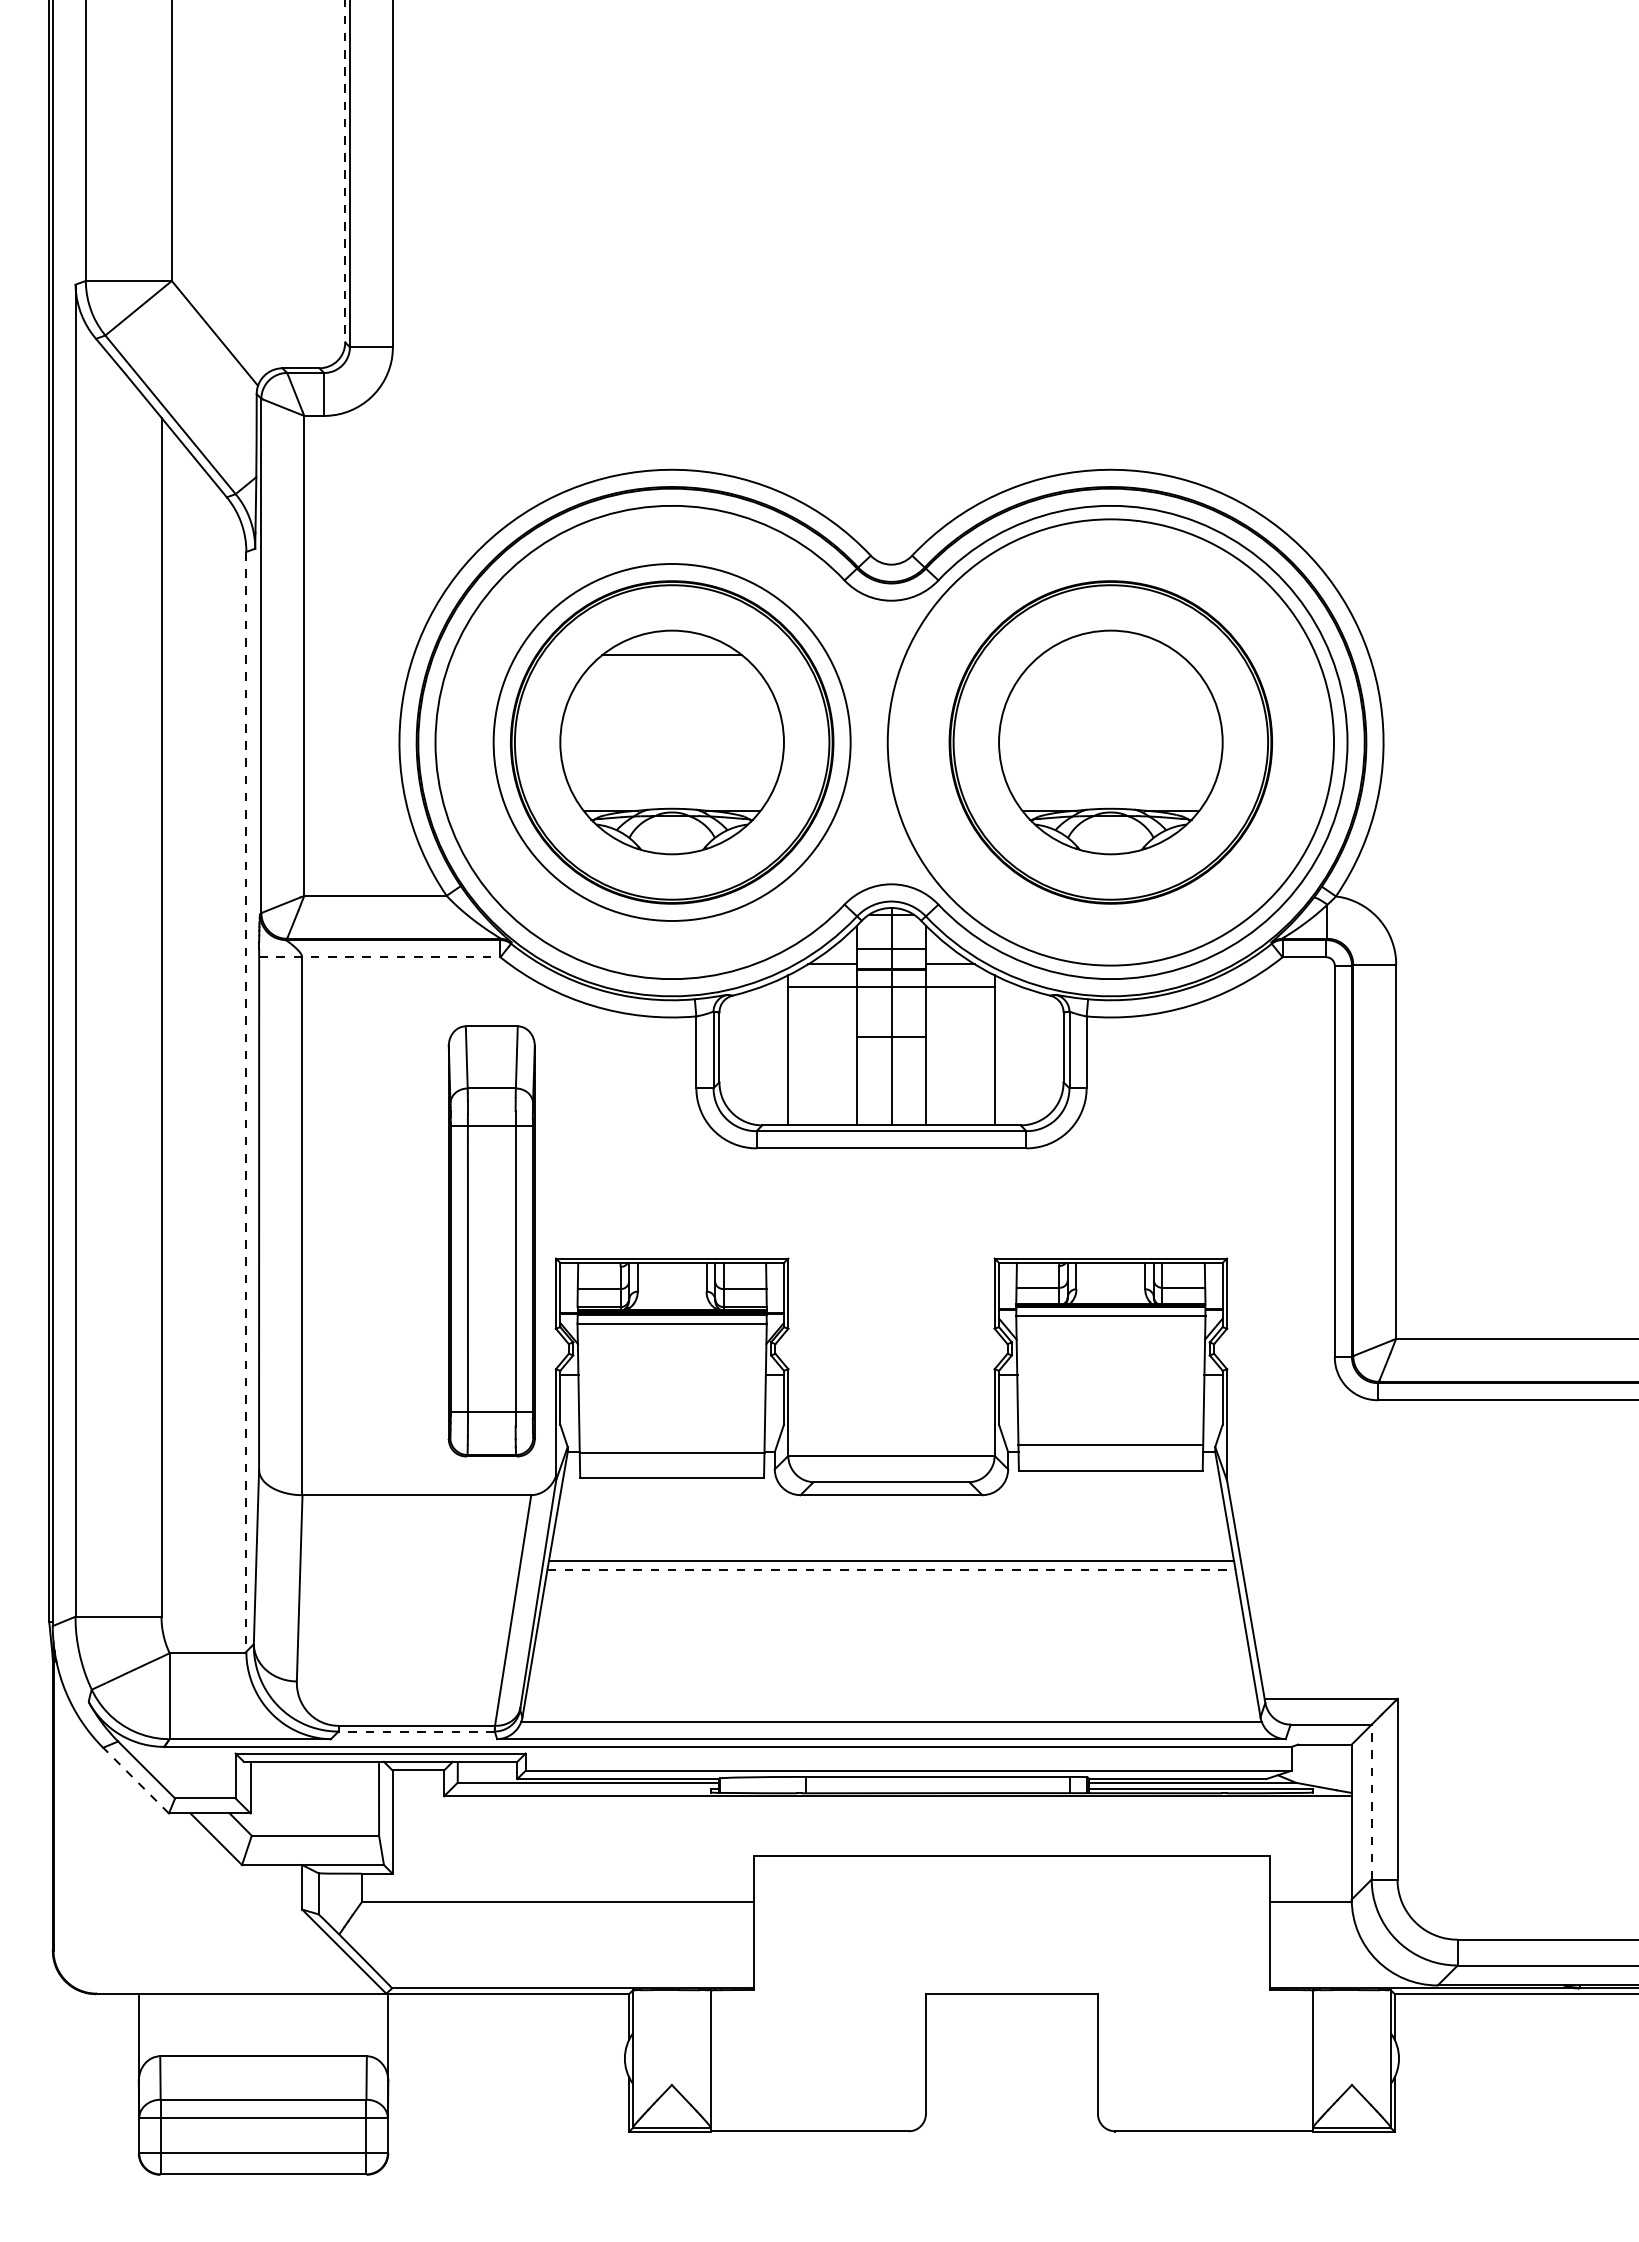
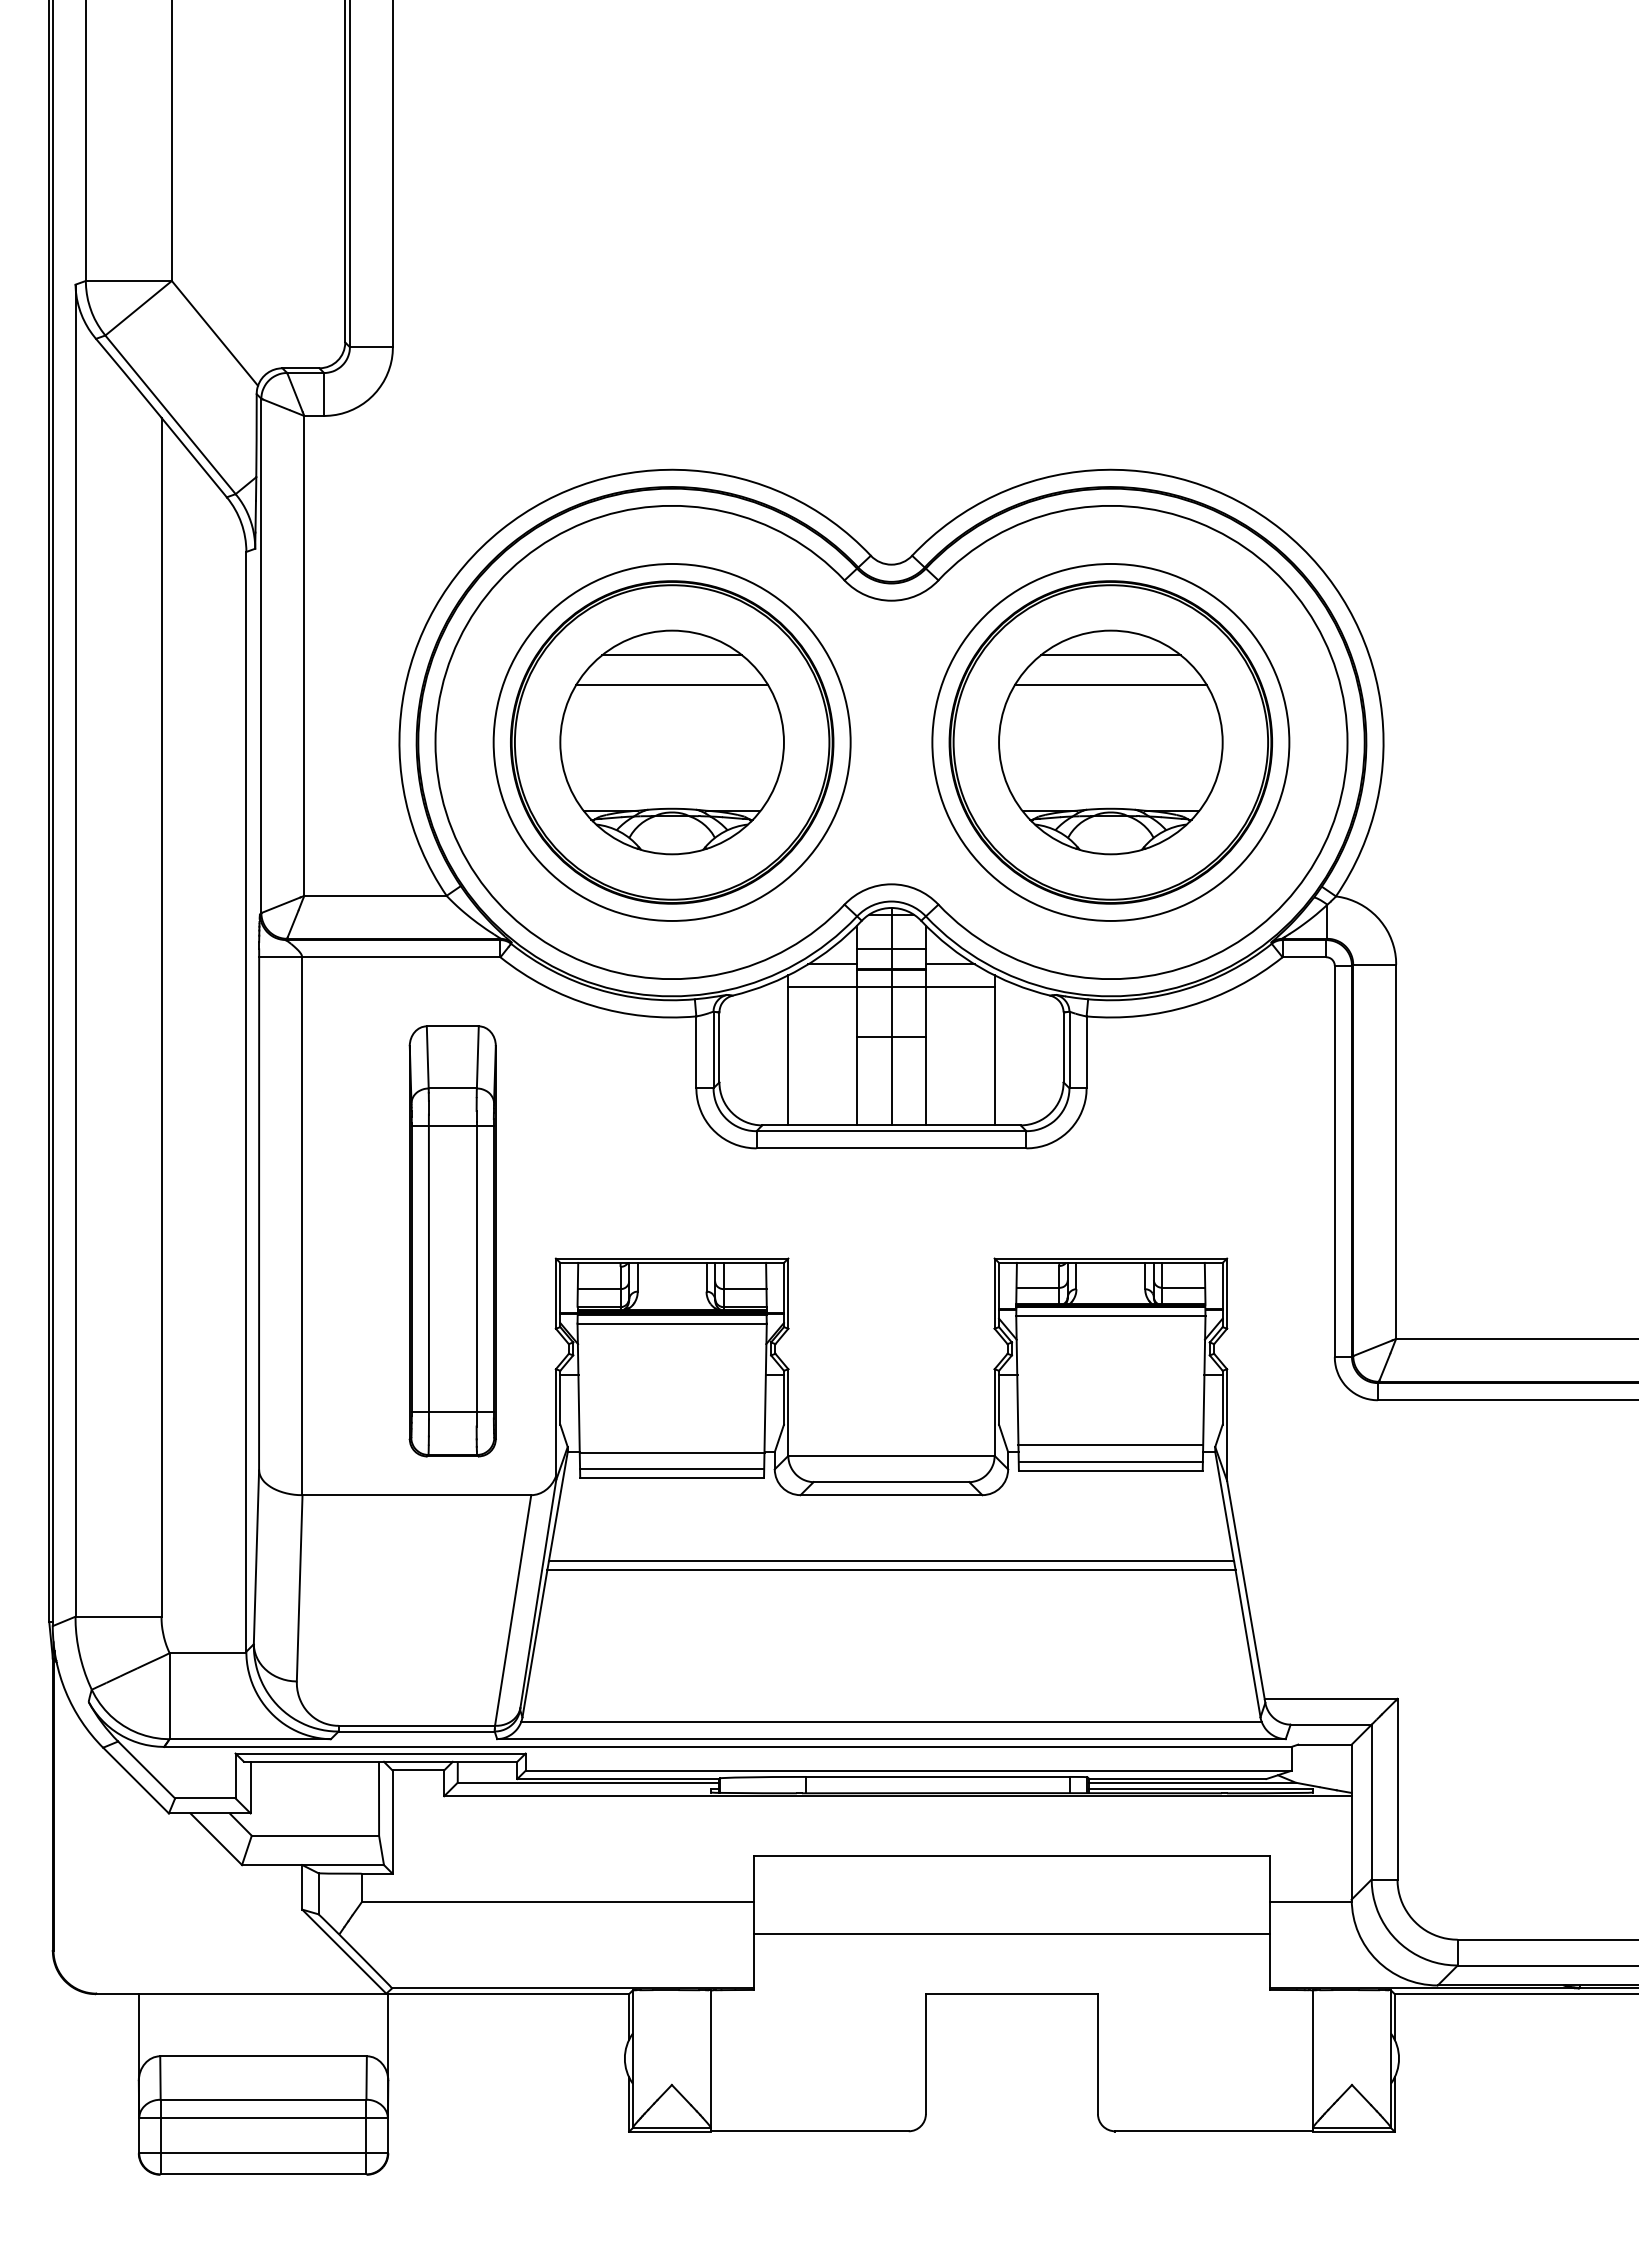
line: dashed -> solid (345, 171)
line: none -> present (1110, 655)
line: none -> present (671, 685)
line: none -> present (1110, 685)
circle diameter: 446 px -> 357 px (1110, 741)
line: dashed -> solid (379, 957)
line: dashed -> solid (246, 1101)
part position: (491, 1241) -> (452, 1241) (452, 1241)
line: none -> present (1110, 1462)
line: none -> present (672, 1469)
line: dashed -> solid (891, 1569)
line: dashed -> solid (416, 1731)
line: dashed -> solid (135, 1780)
line: dashed -> solid (1371, 1801)
line: none -> present (1011, 1933)
